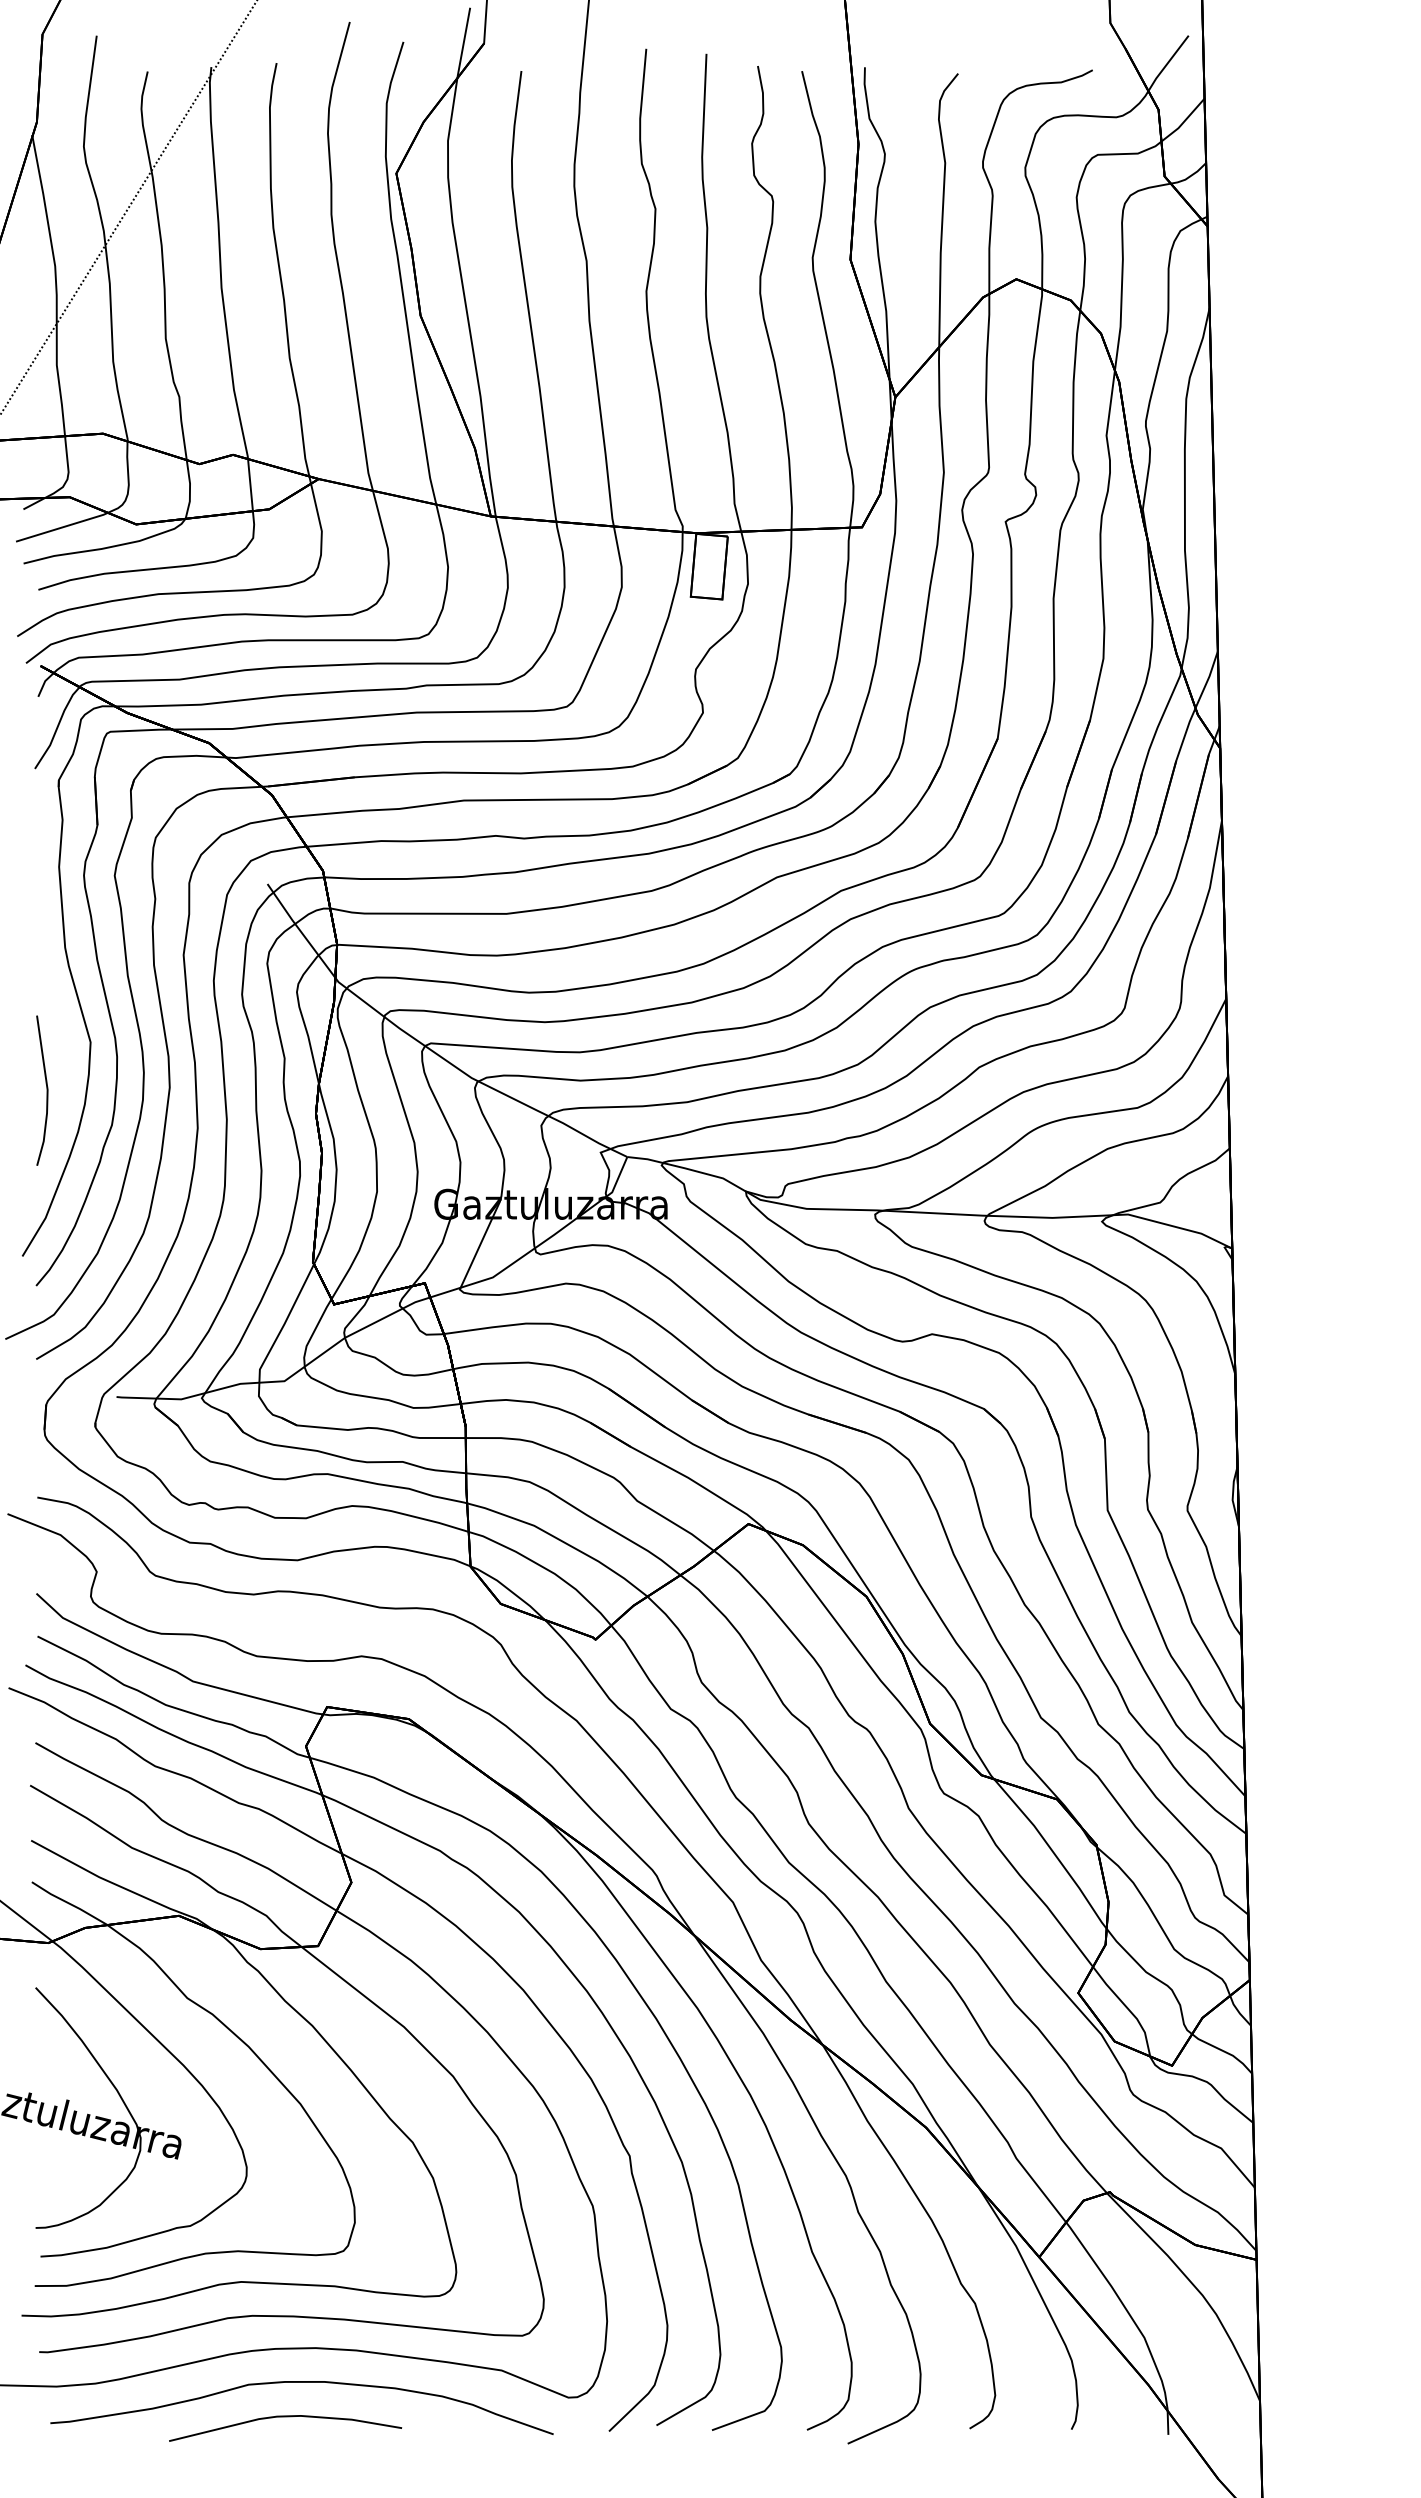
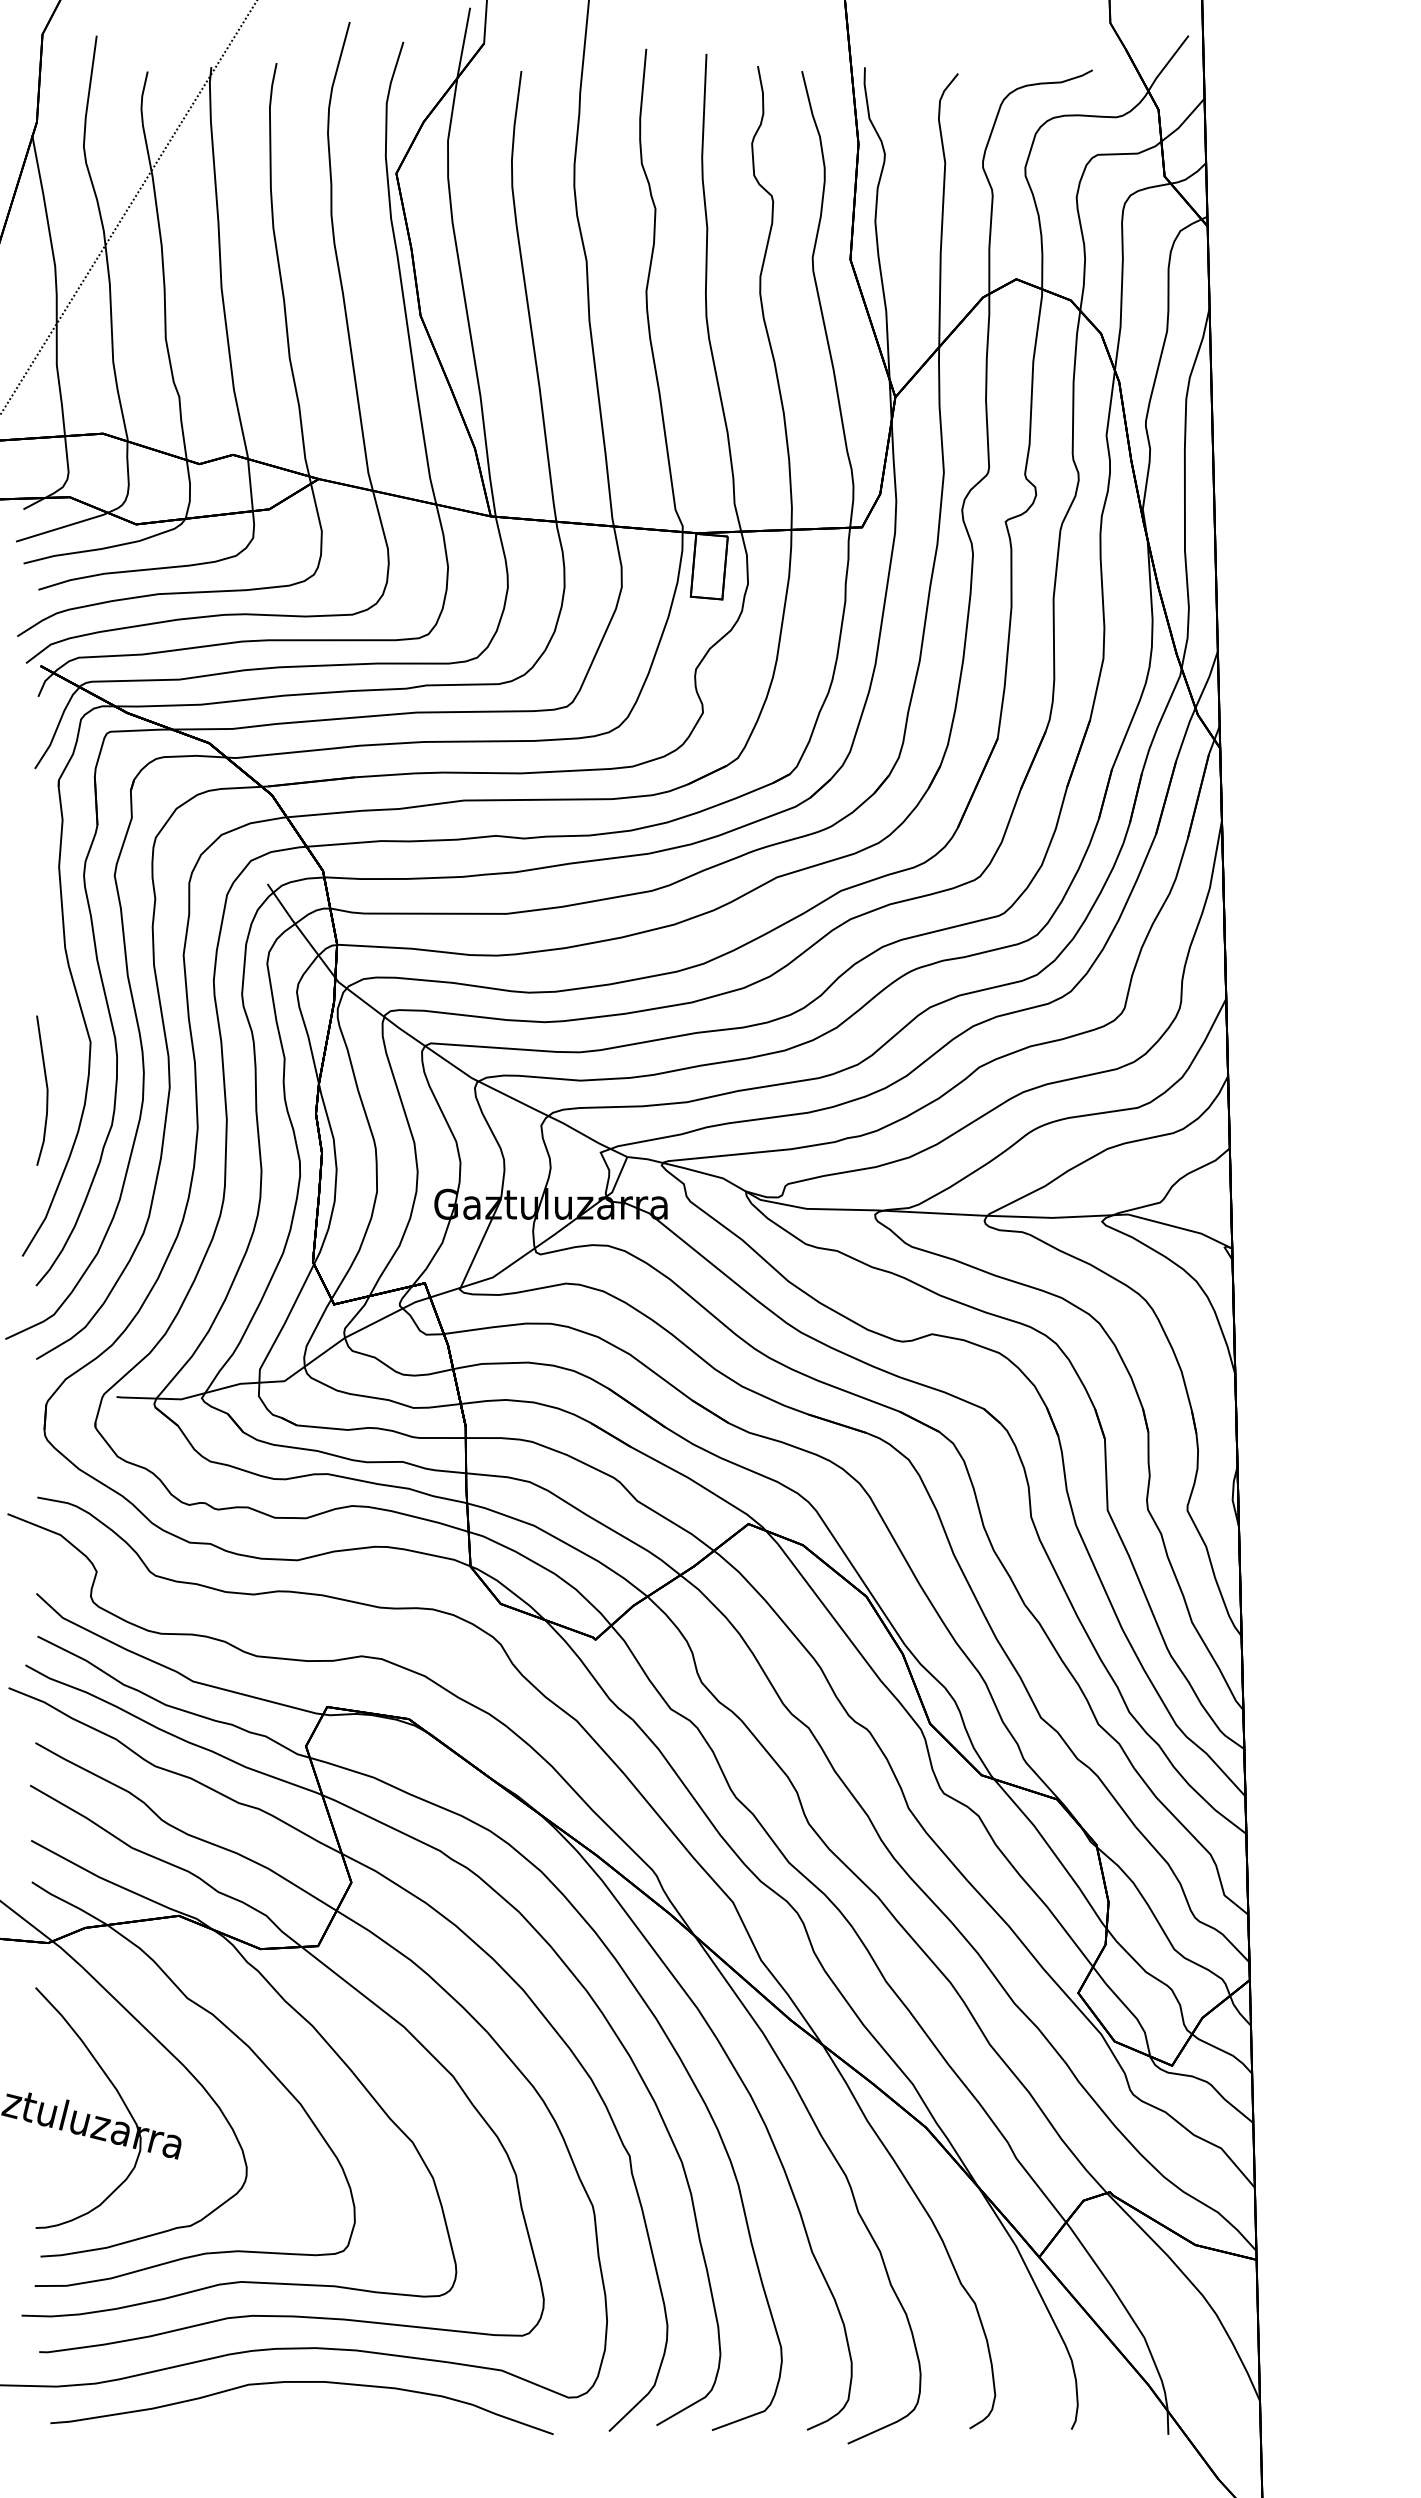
curve: present -> none (285, 2417)
